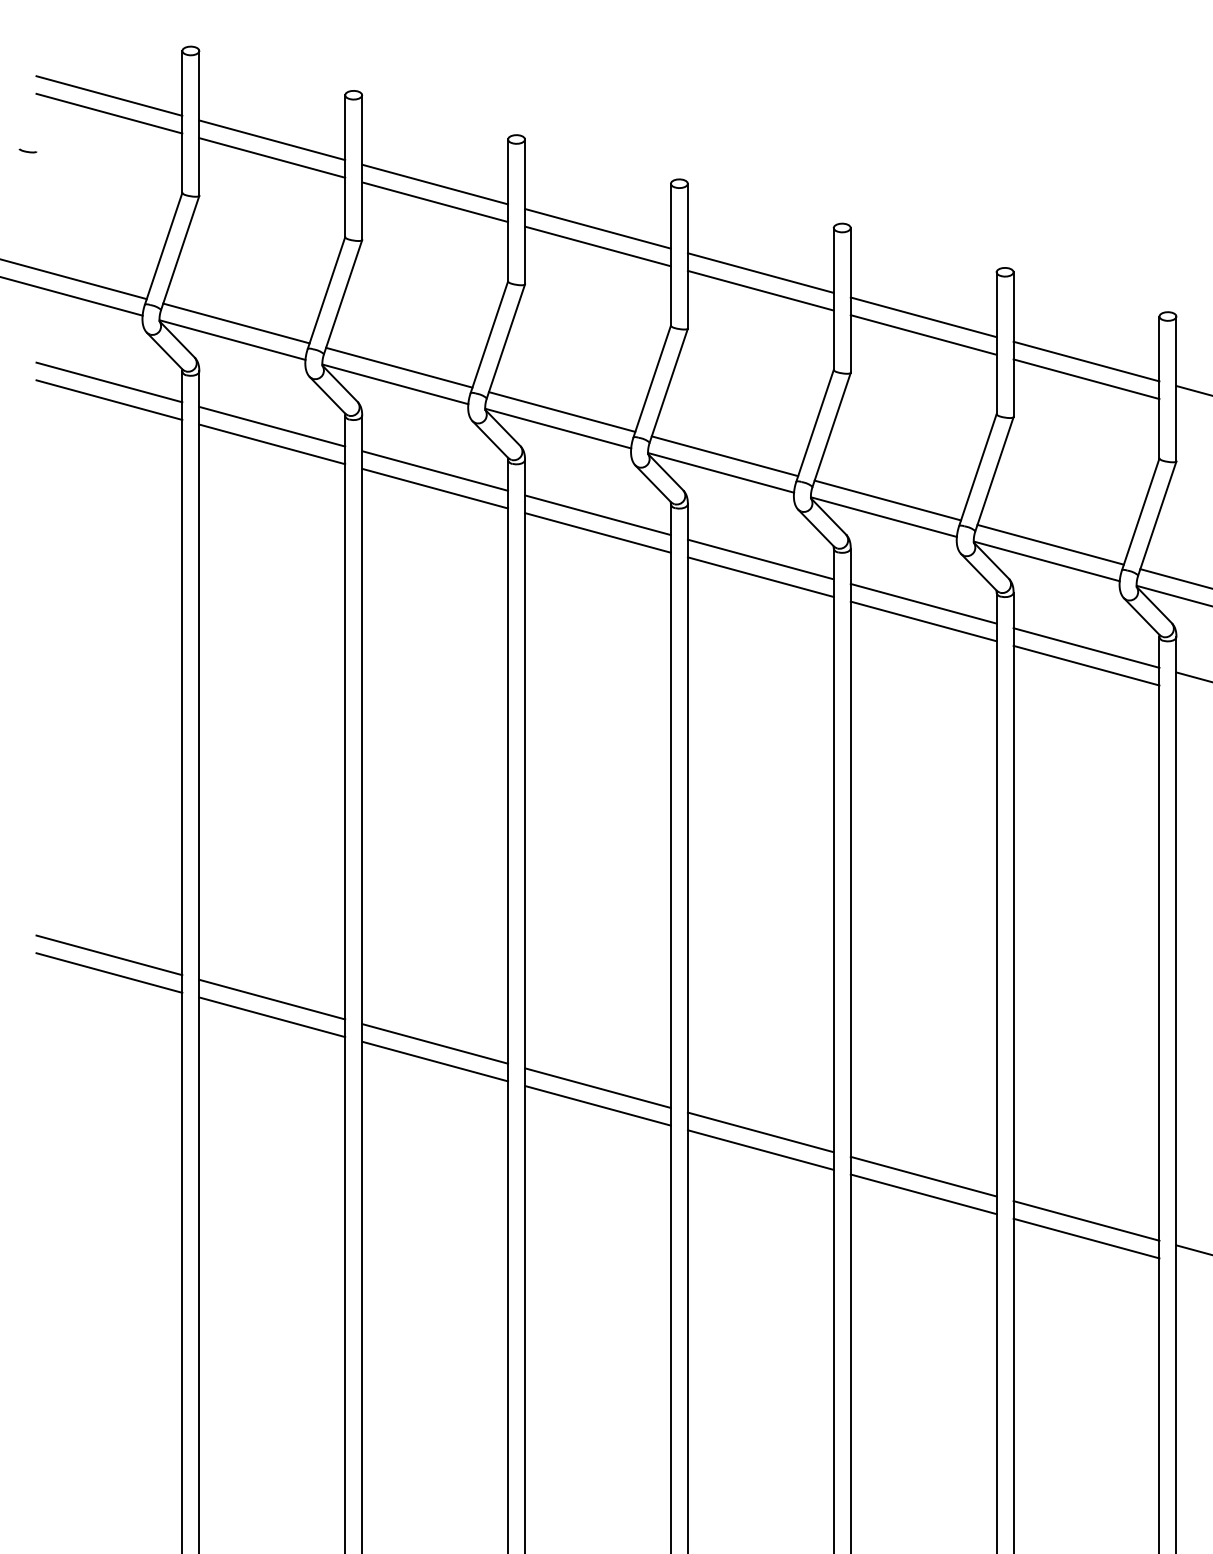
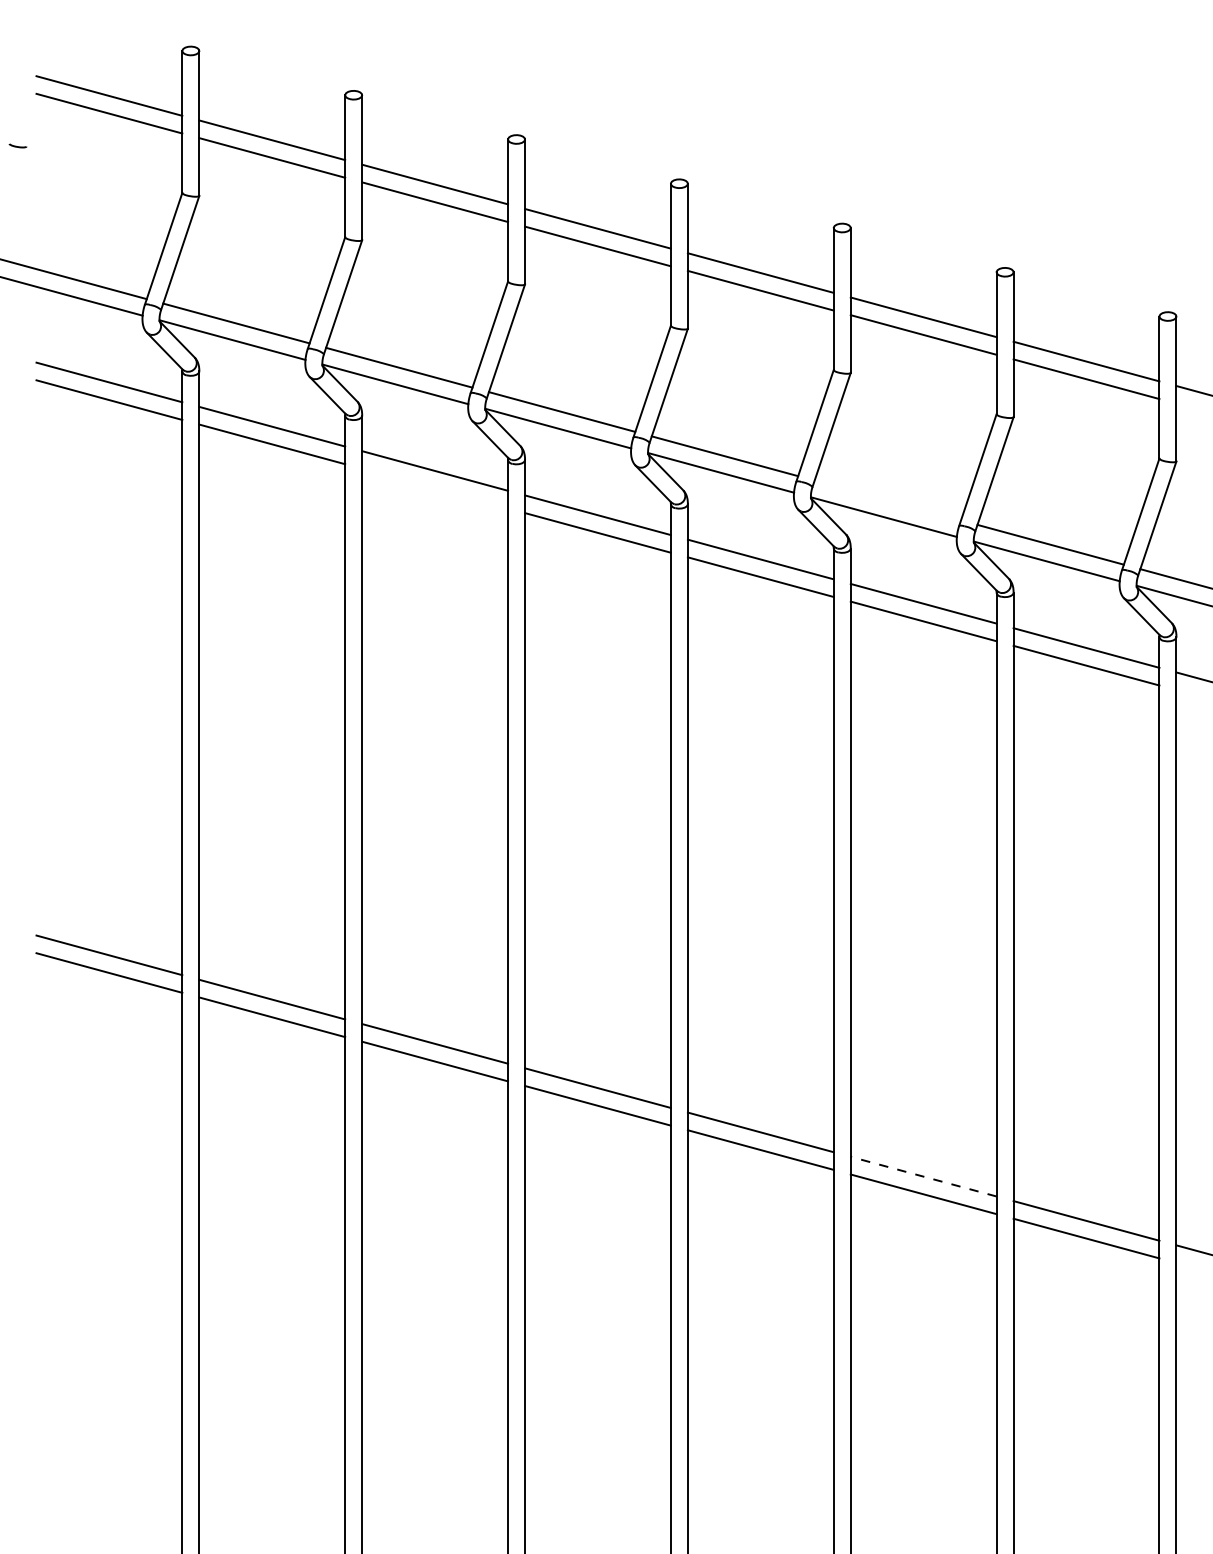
curve position: (26, 150) -> (16, 145) (16, 145)
line: present -> none (435, 488)
line: present -> none (887, 500)
line: solid -> dashed (923, 1176)
